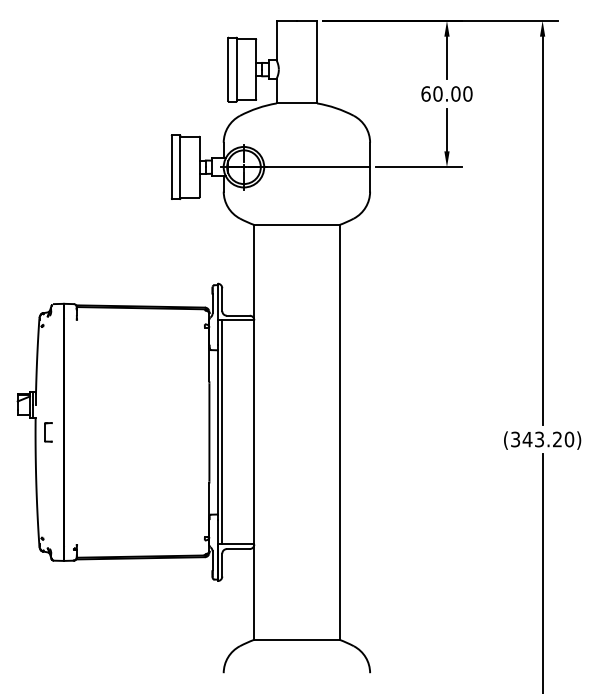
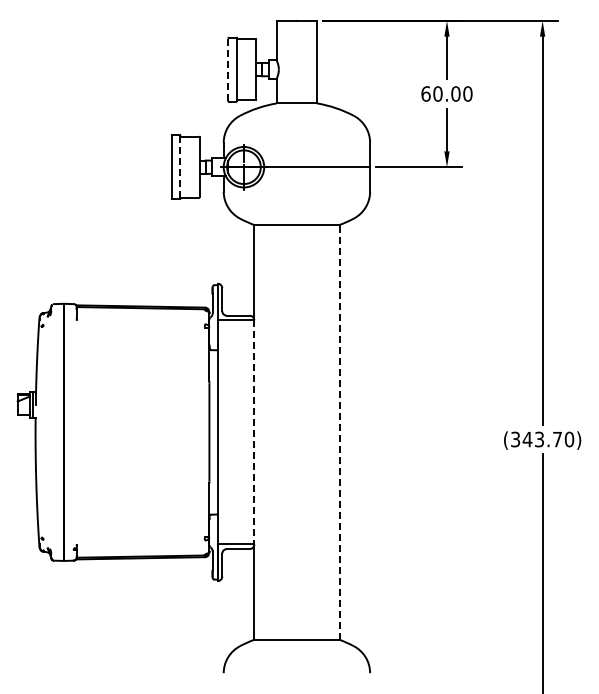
line: solid -> dashed (228, 69)
line: solid -> dashed (180, 167)
line: solid -> dashed (339, 431)
part: present -> none (48, 432)
line: present -> none (222, 432)
line: solid -> dashed (254, 432)
text: (343.20) -> (343.70) (557, 439)
